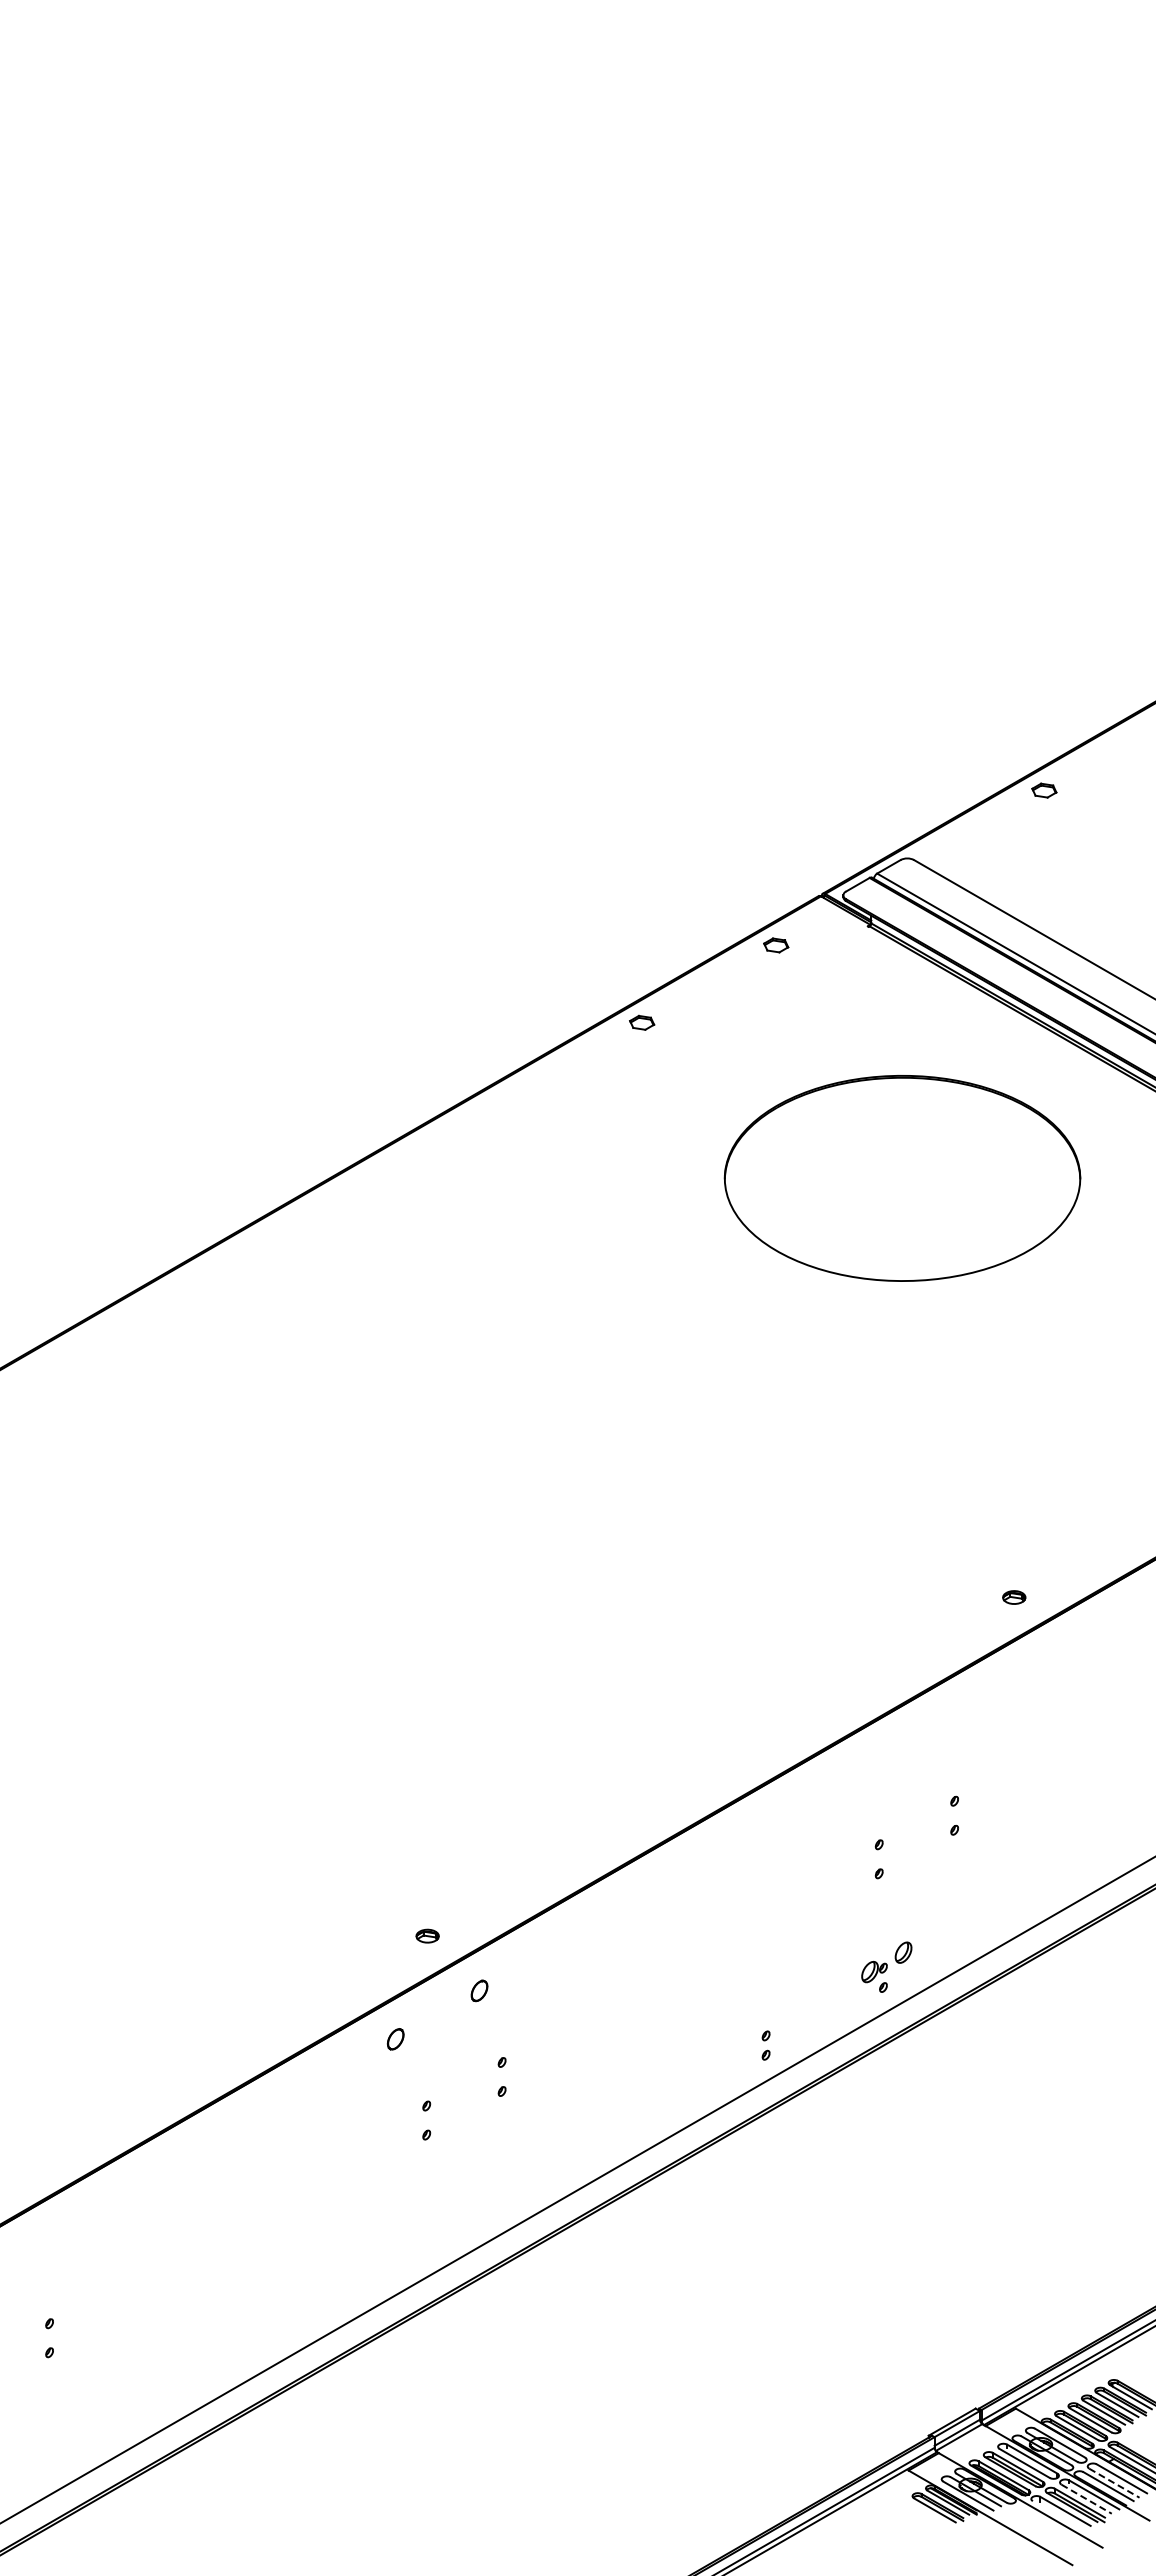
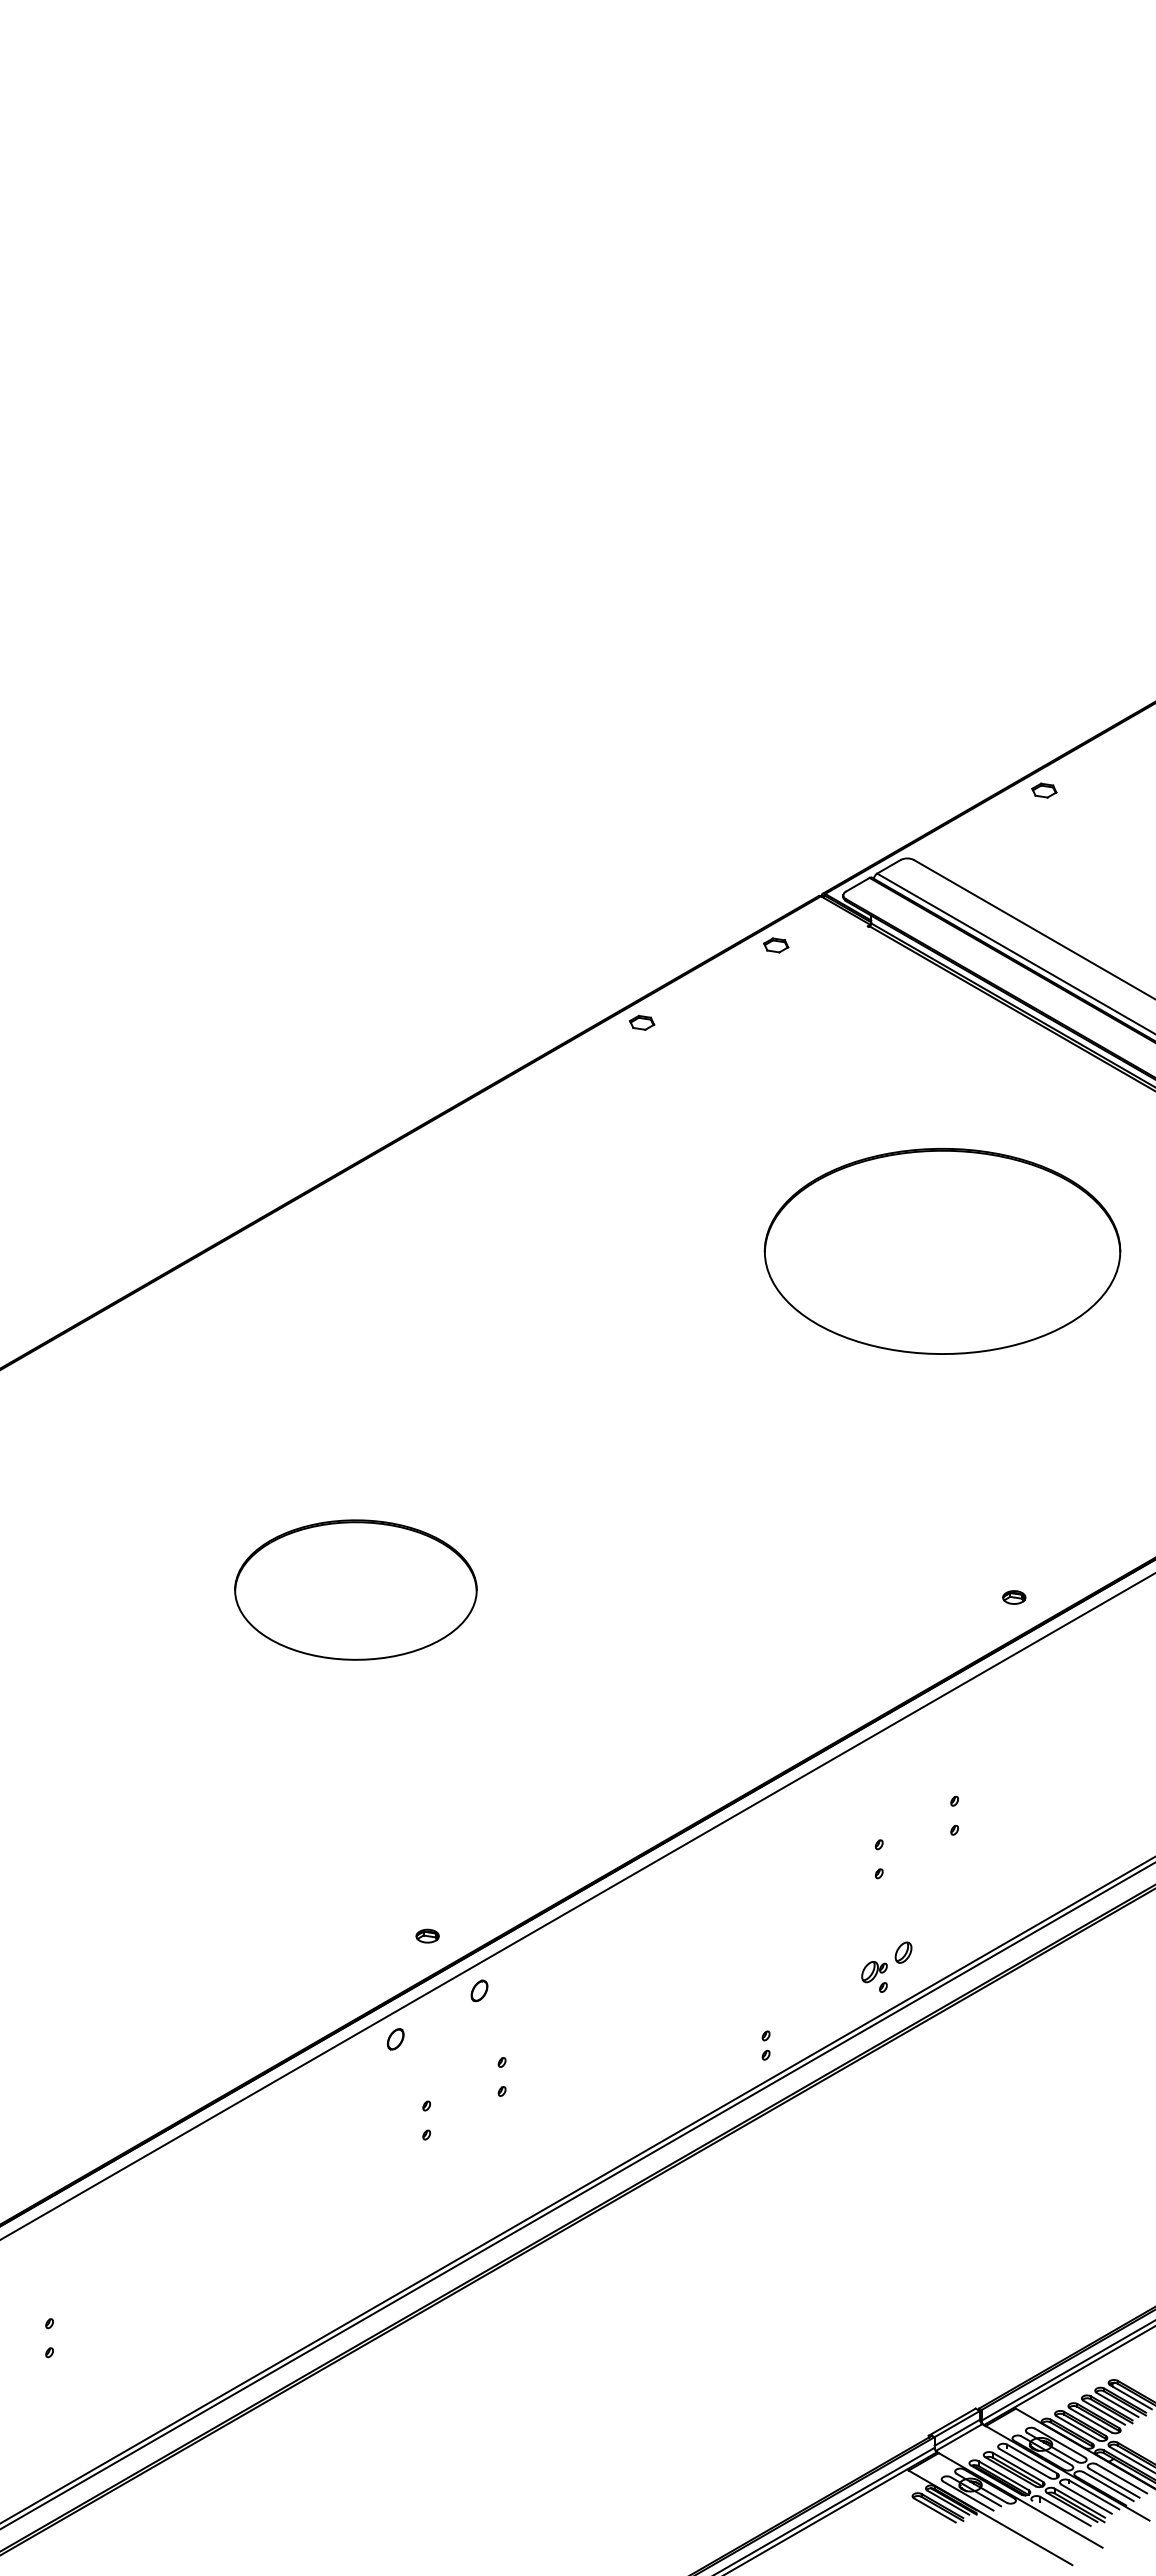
part position: (902, 1178) -> (942, 1251) (942, 1251)
part: none -> present (355, 1589)
line: none -> present (577, 1906)
line: none -> present (577, 2196)
line: dashed -> solid (1114, 2483)
line: dashed -> solid (1087, 2499)
